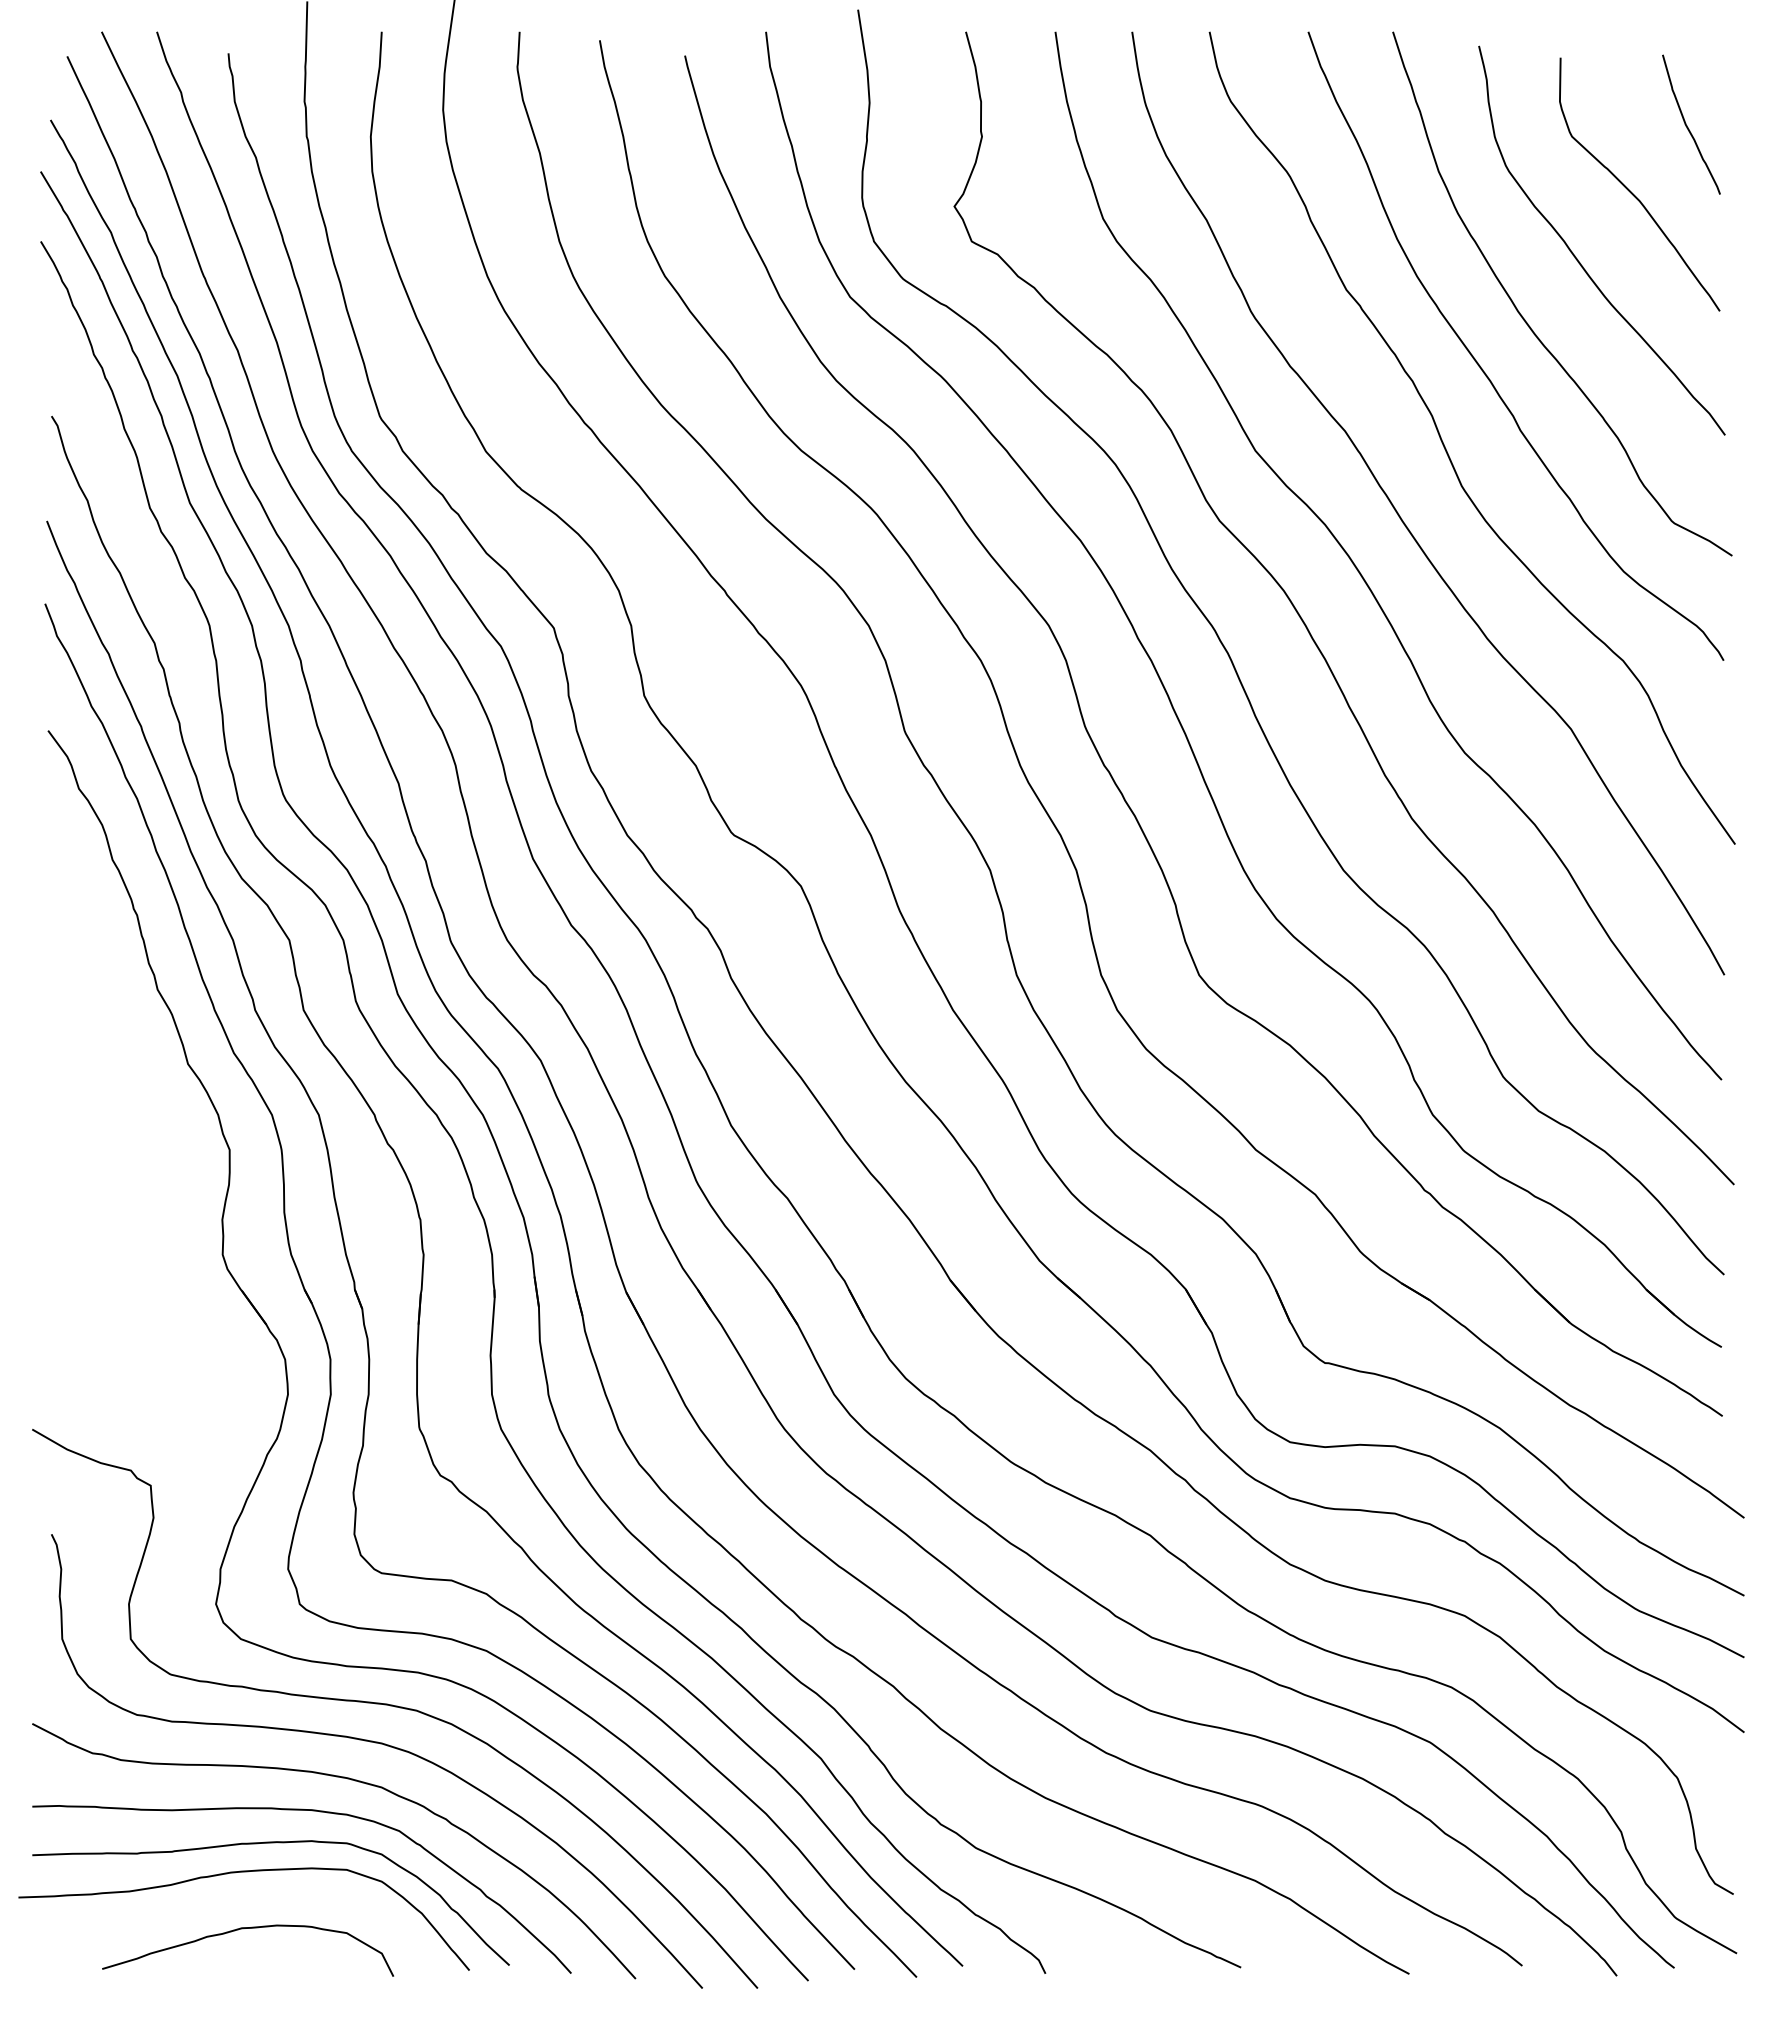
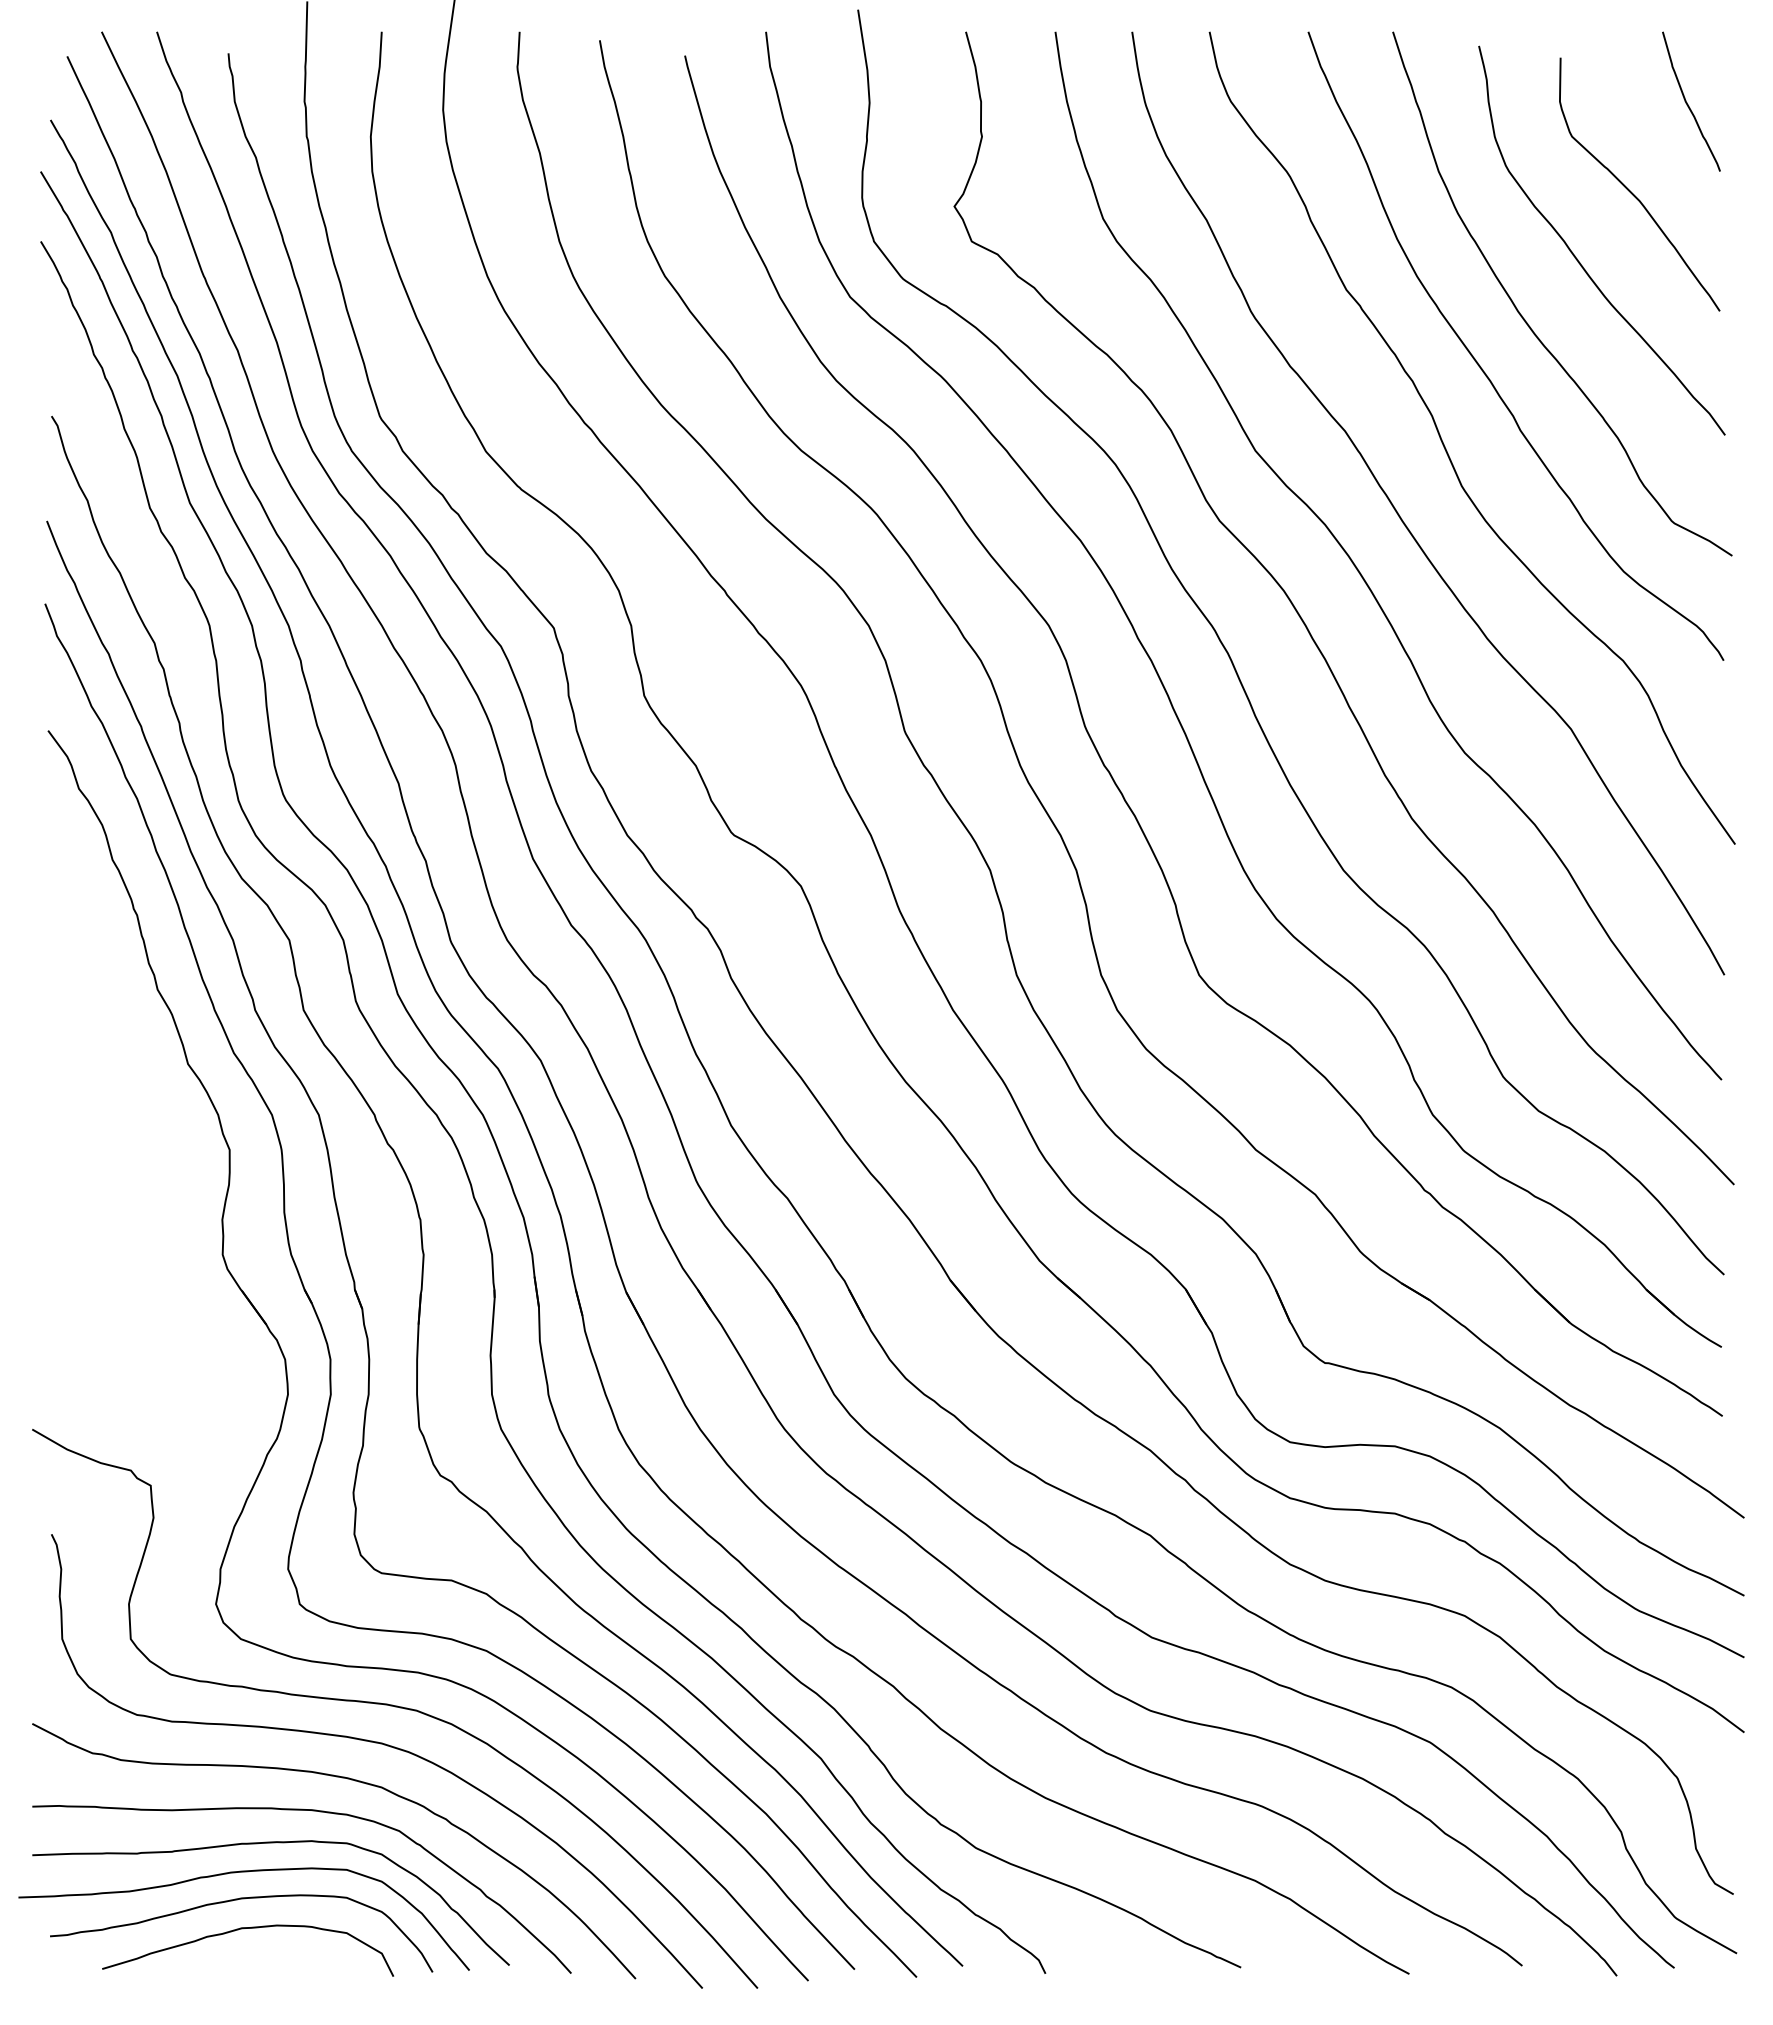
curve position: (1687, 125) -> (1687, 102) (1687, 102)
curve: none -> present (237, 1900)
